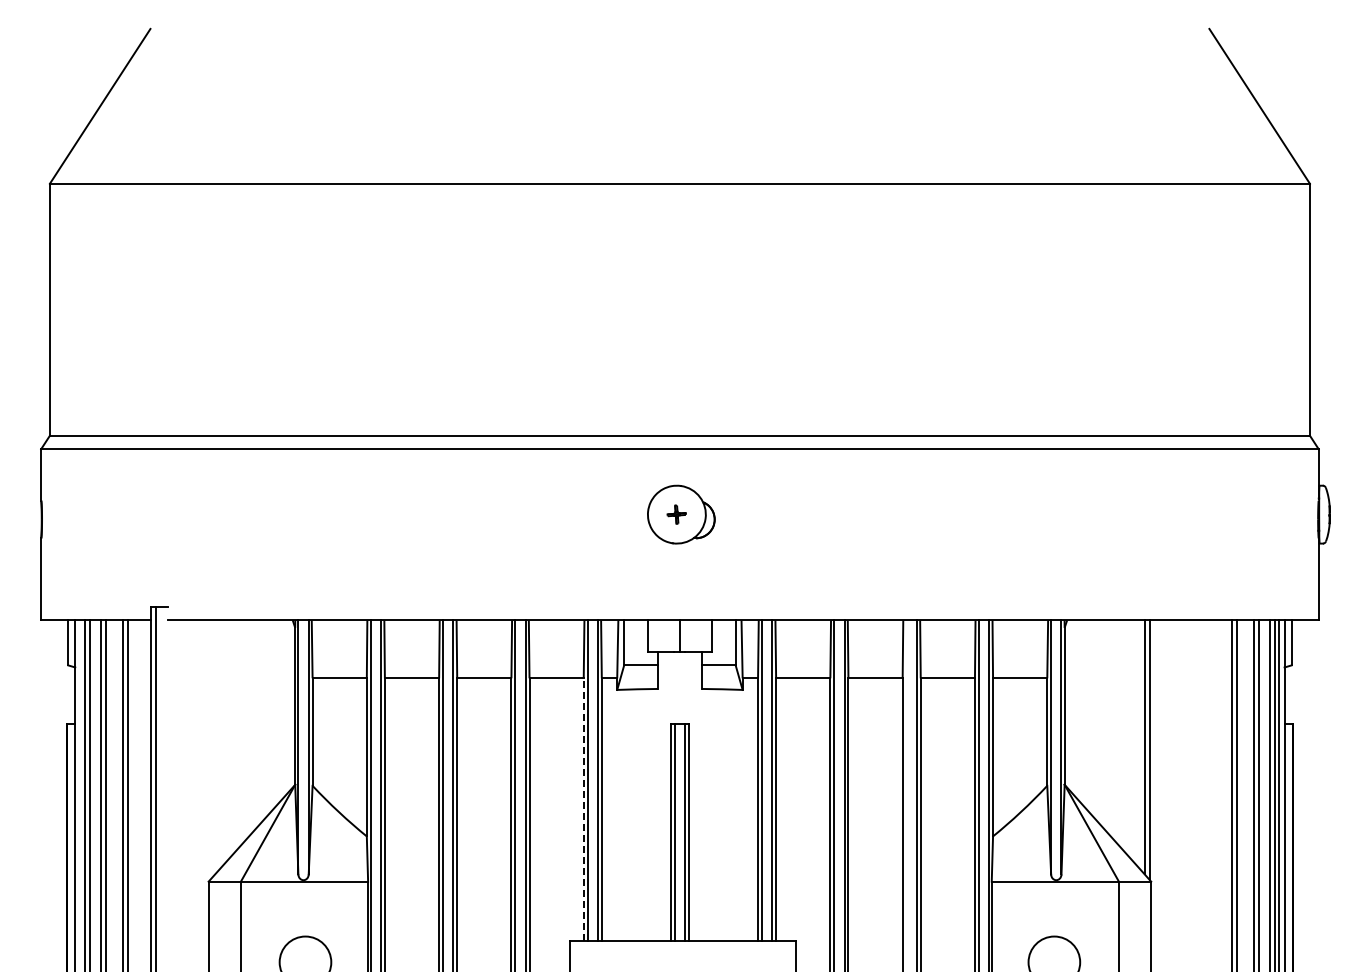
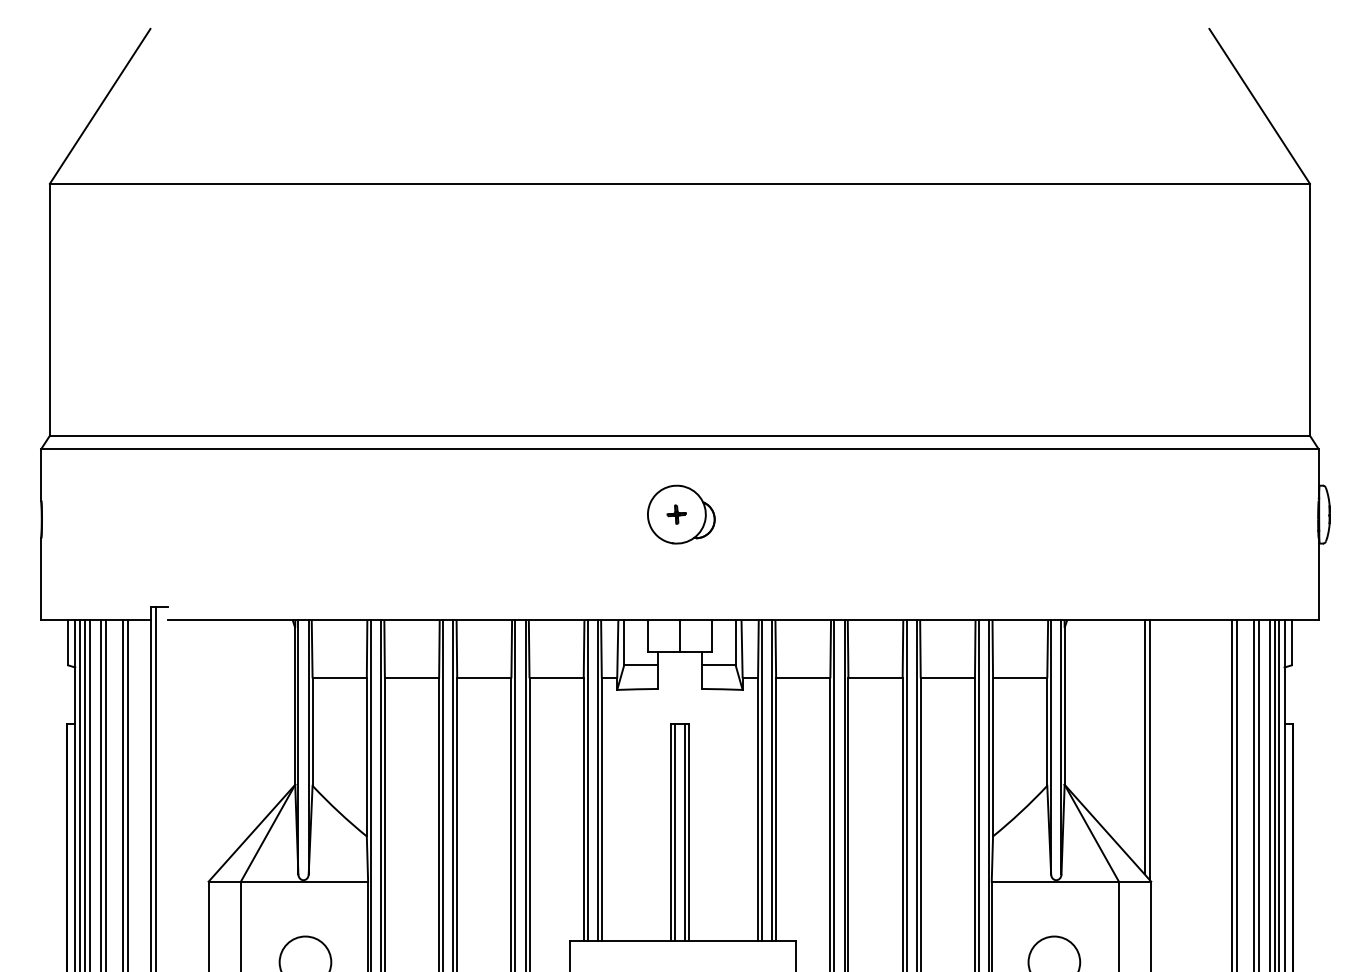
line: none -> present (80, 794)
line: none -> present (906, 794)
line: dashed -> solid (583, 809)
